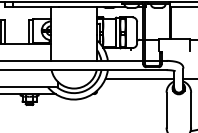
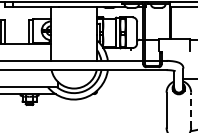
line: present -> none (139, 78)
line: solid -> dashed (191, 109)
